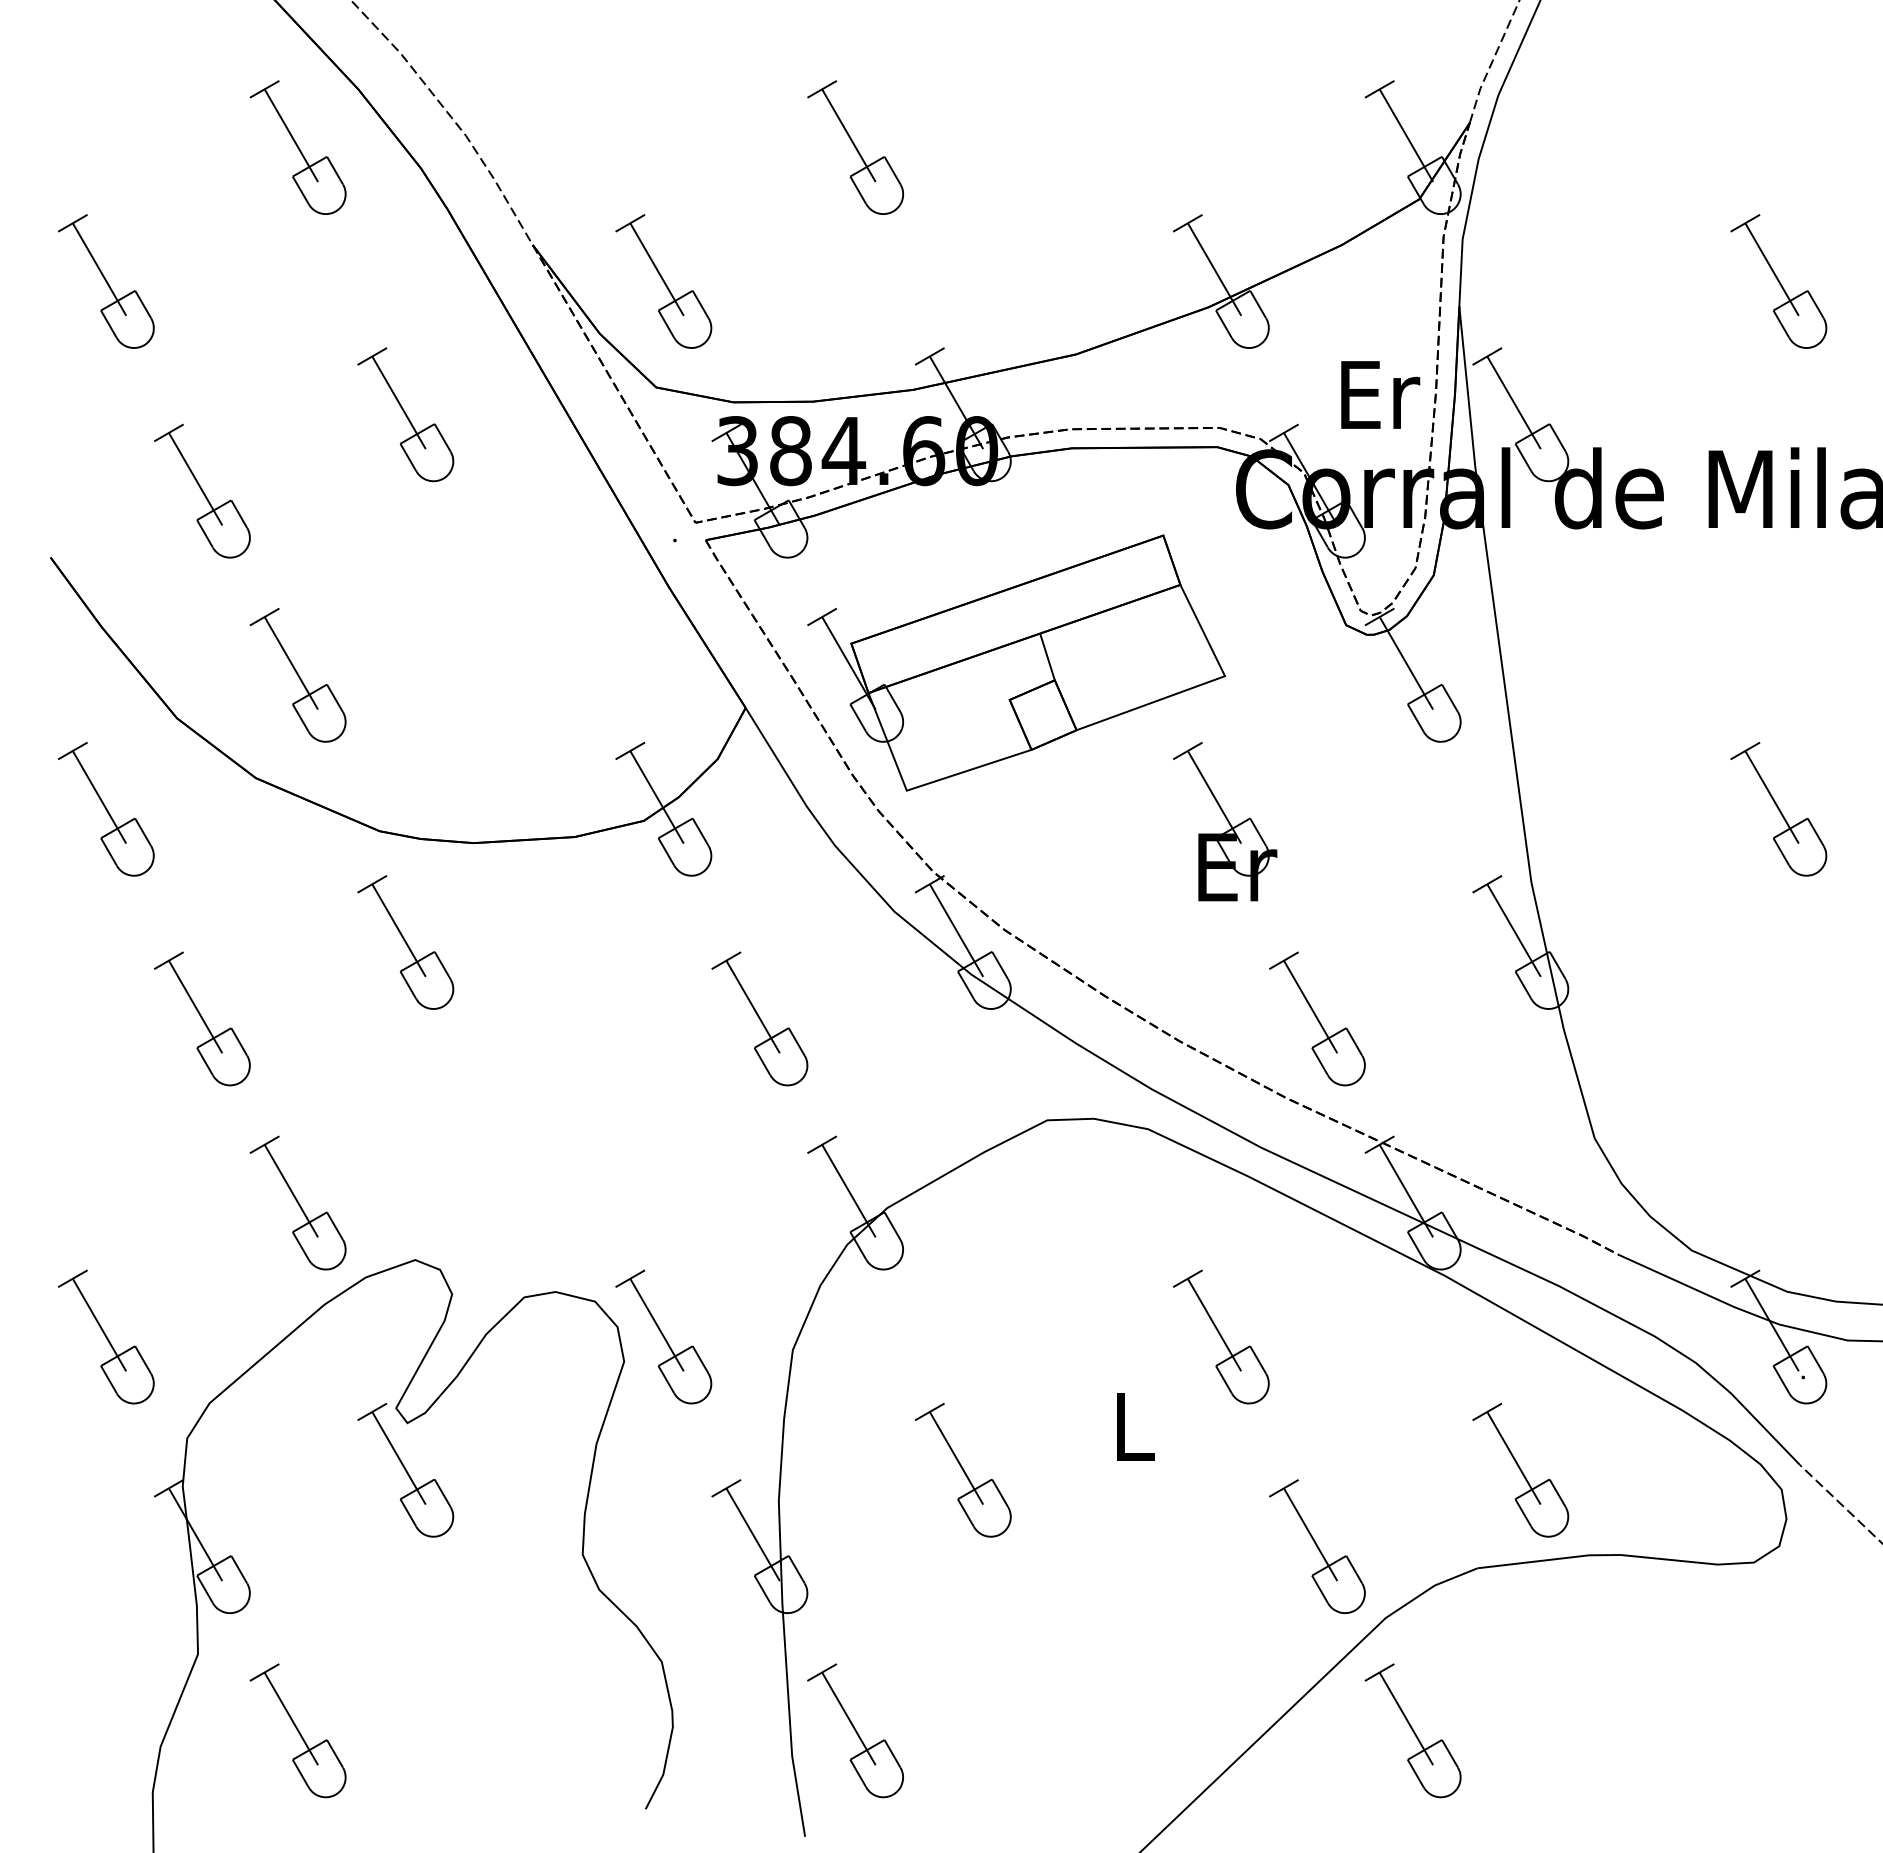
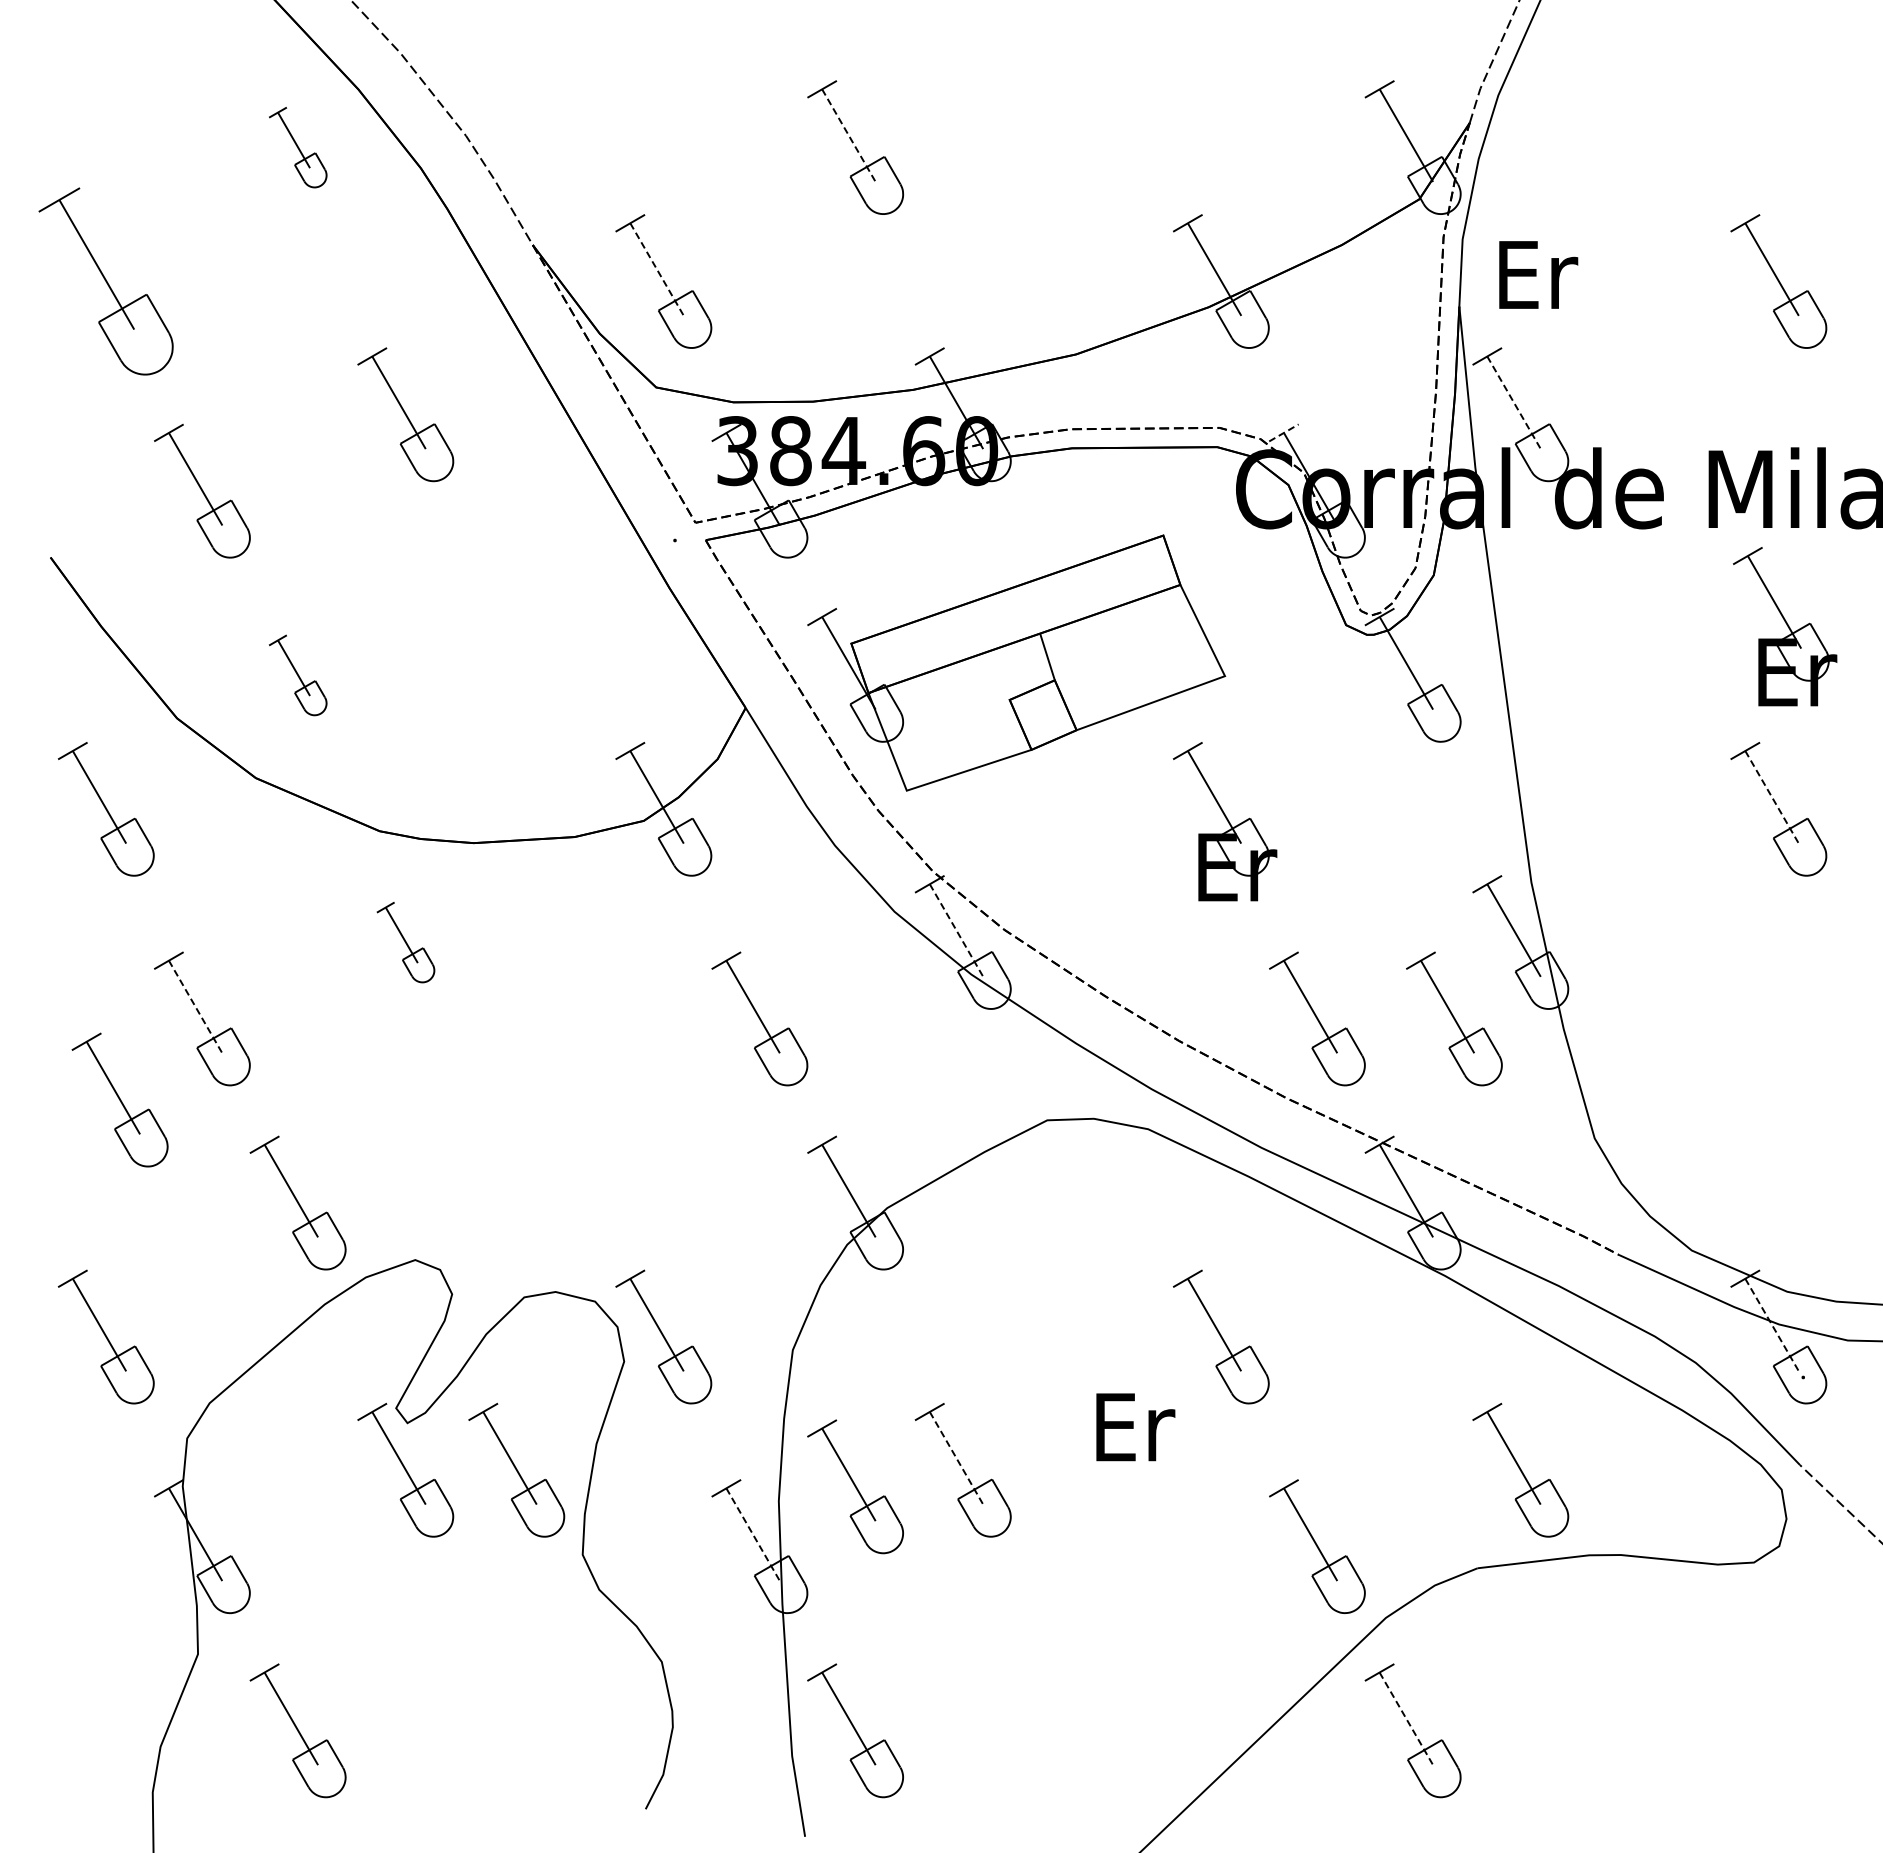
line: solid -> dashed (849, 136)
part size: 98x135 px -> 59x82 px (298, 147)
line: solid -> dashed (657, 270)
part size: 97x135 px -> 136x189 px (105, 281)
text position: (1380, 394) -> (1538, 274) (1538, 274)
line: solid -> dashed (1514, 403)
line: solid -> dashed (1283, 432)
part: none -> present (1785, 626)
part size: 98x135 px -> 59x83 px (298, 675)
line: solid -> dashed (1772, 797)
line: solid -> dashed (956, 930)
part size: 98x135 px -> 60x82 px (405, 942)
line: solid -> dashed (195, 1007)
part: none -> present (1454, 1018)
part: none -> present (119, 1099)
line: solid -> dashed (1772, 1325)
text: L -> Er (1135, 1427)
line: solid -> dashed (956, 1458)
part: none -> present (516, 1470)
part: none -> present (855, 1486)
line: solid -> dashed (753, 1534)
line: solid -> dashed (1406, 1719)
